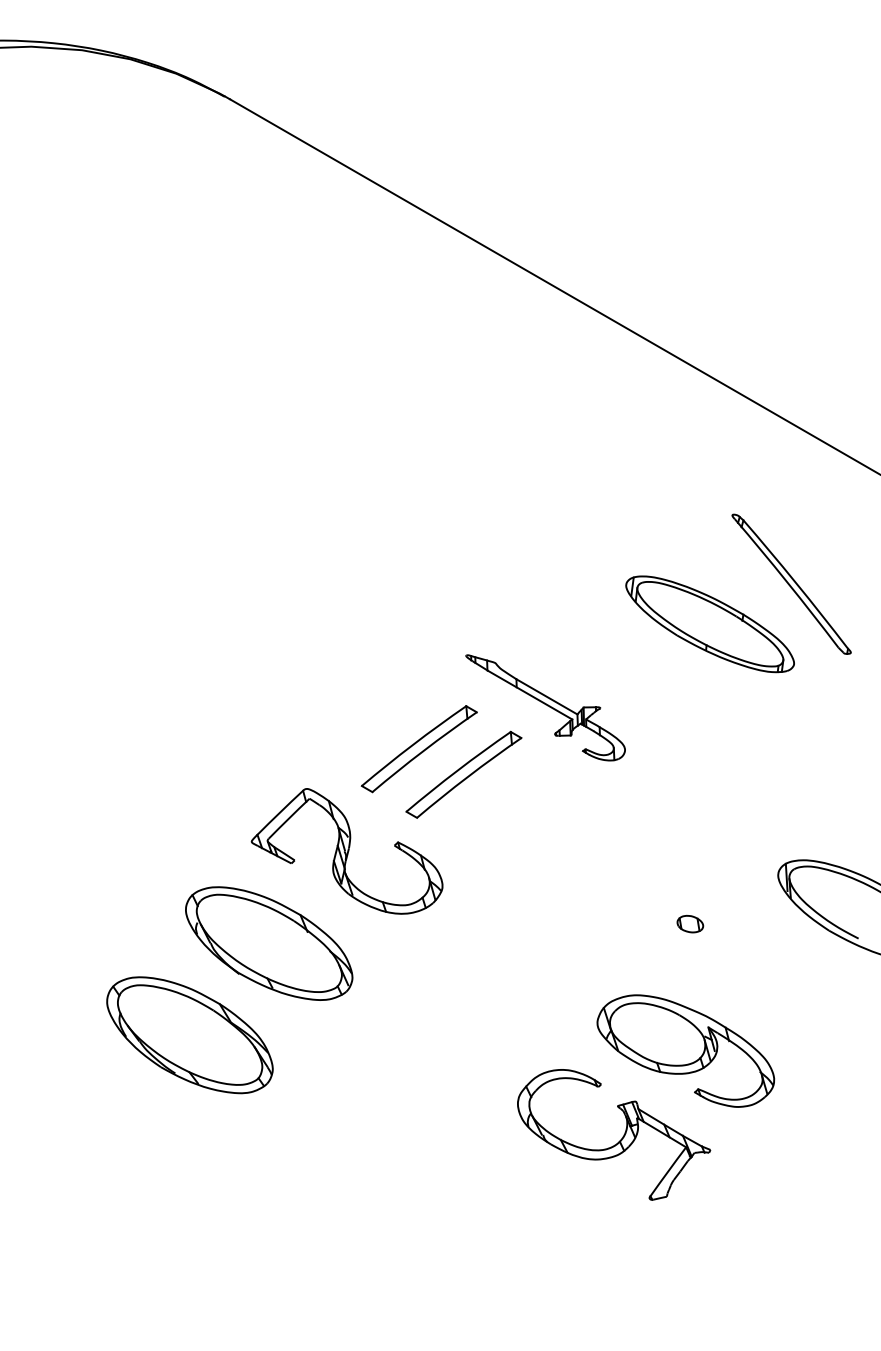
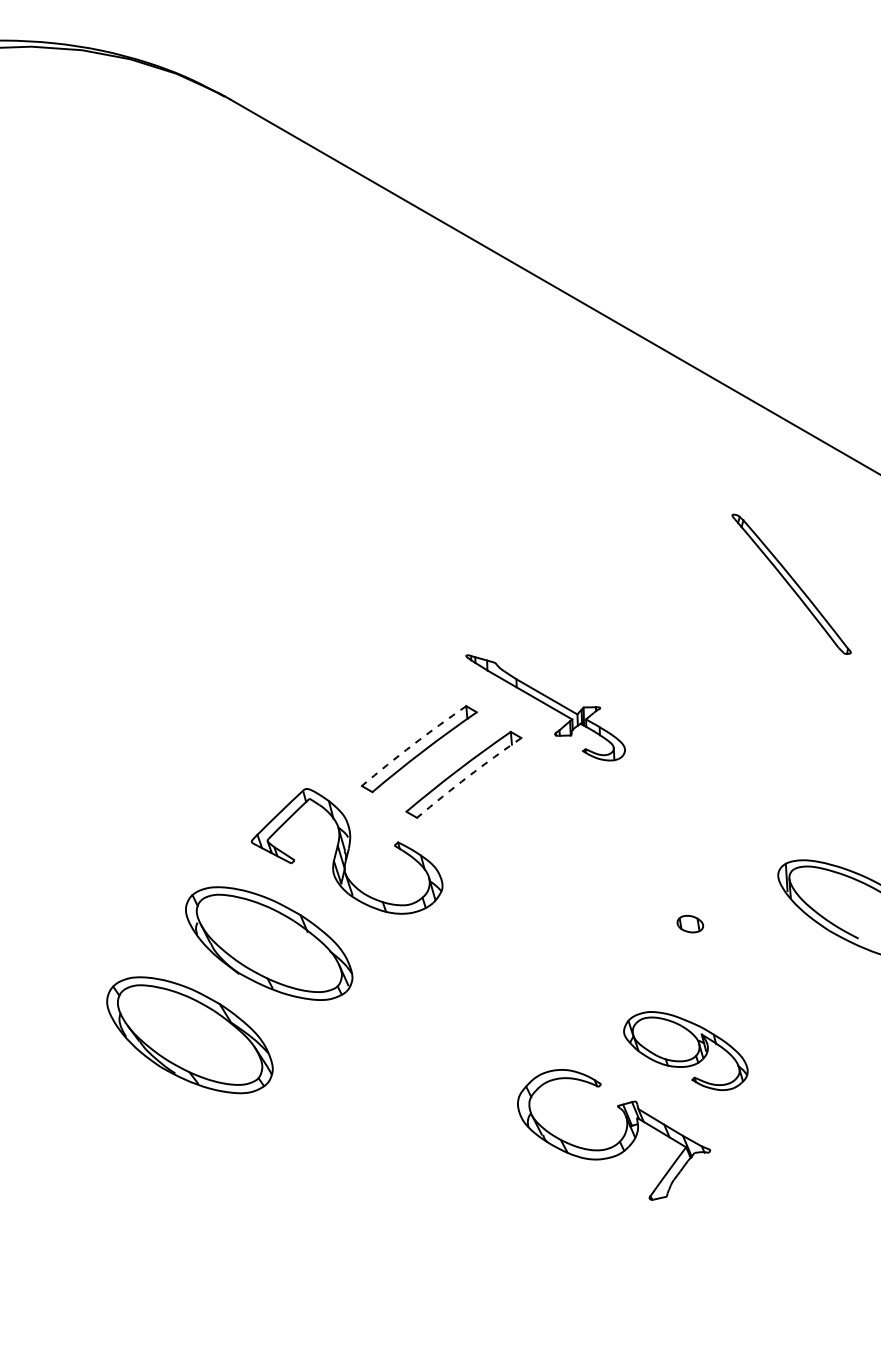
part: present -> none (709, 624)
arc: solid -> dashed (413, 744)
arc: solid -> dashed (468, 776)
part size: 180x114 px -> 126x81 px (685, 1051)
